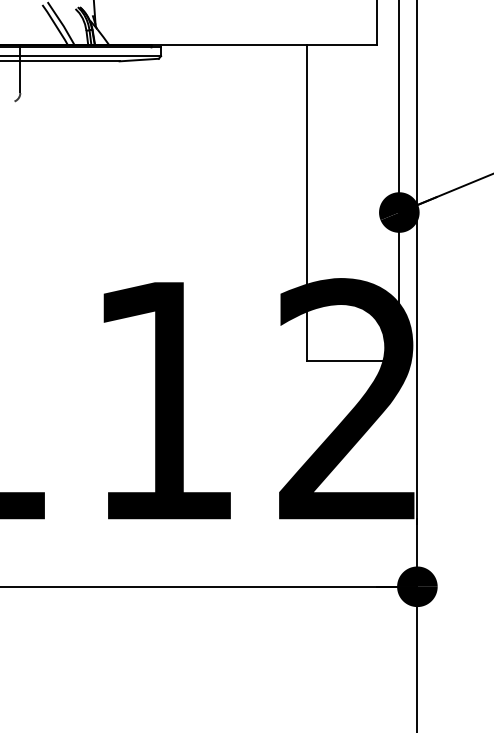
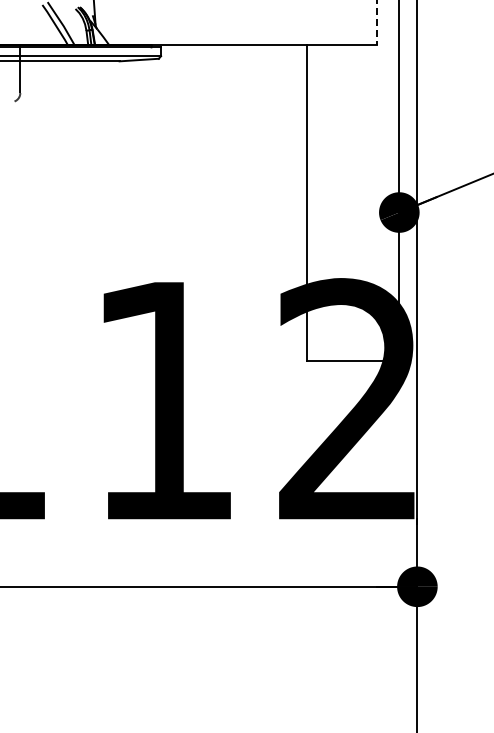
line: solid -> dashed (376, 23)
